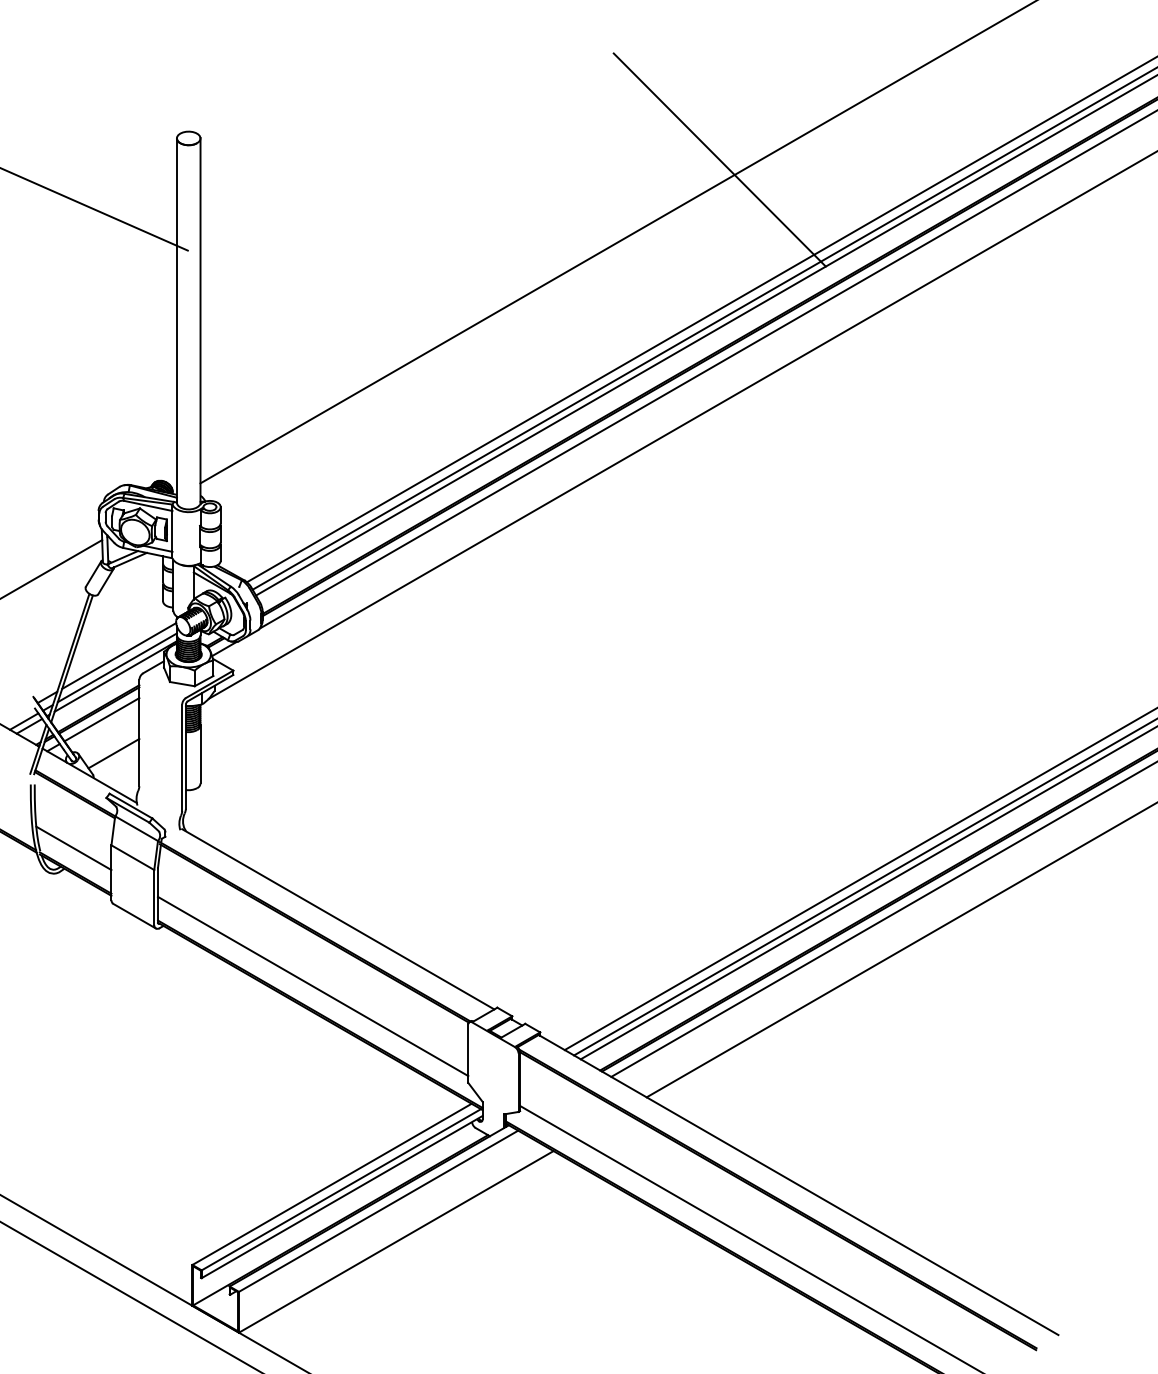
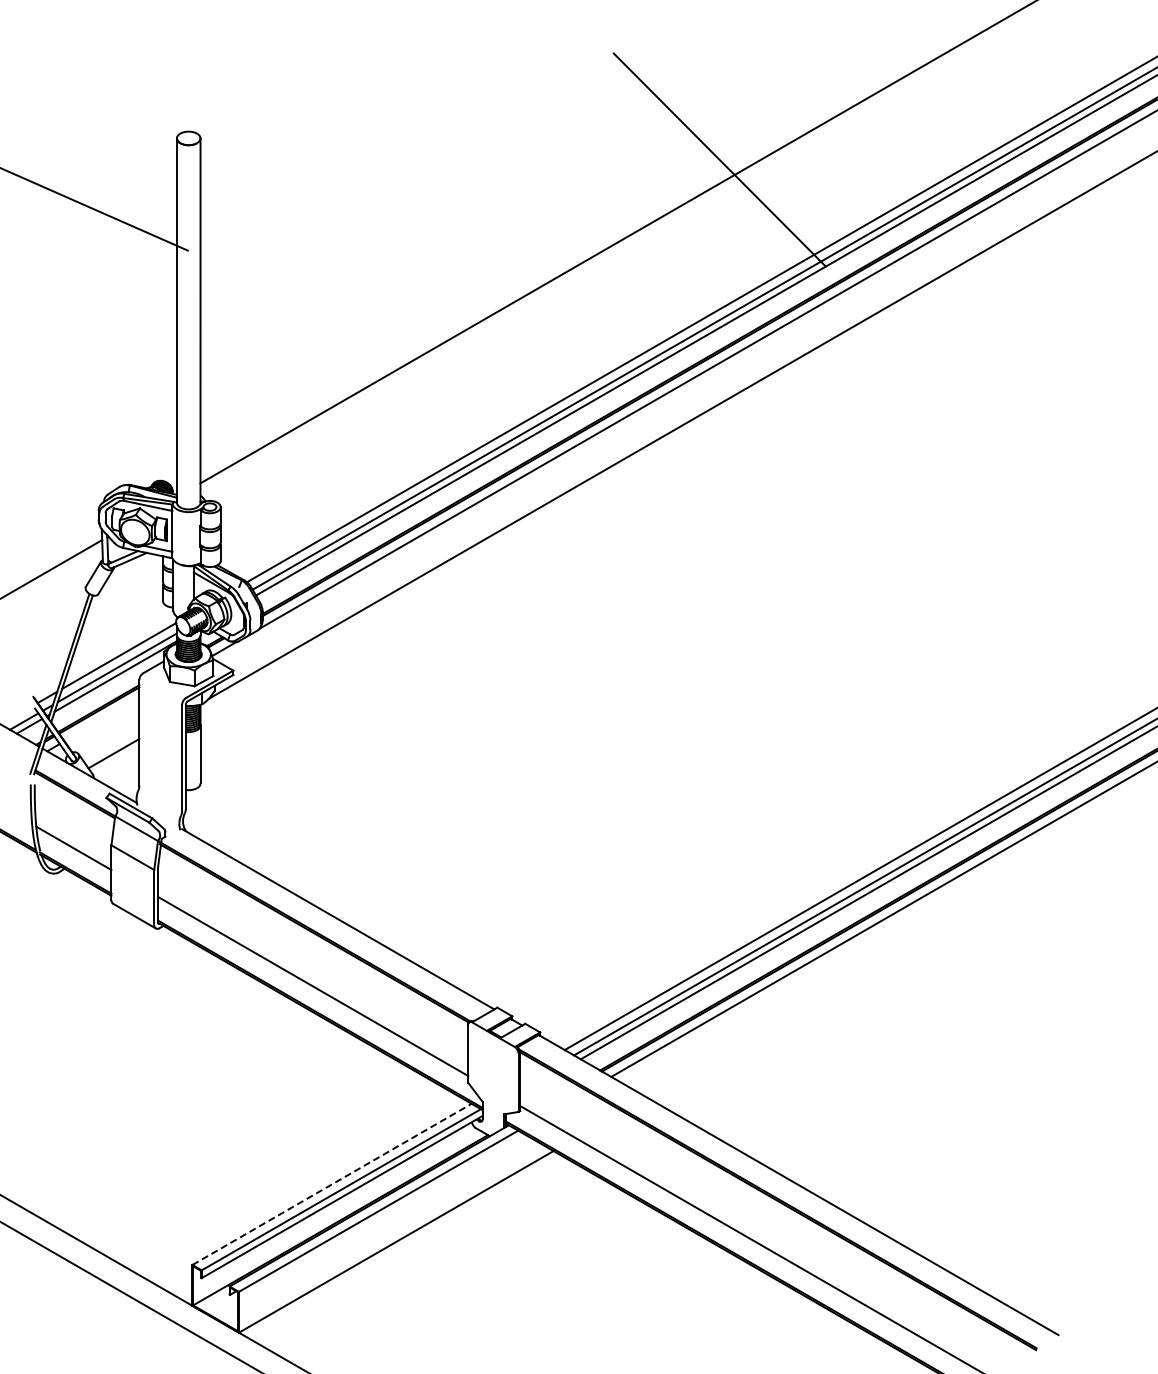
line: present -> none (101, 719)
line: present -> none (900, 950)
line: solid -> dashed (332, 1184)
